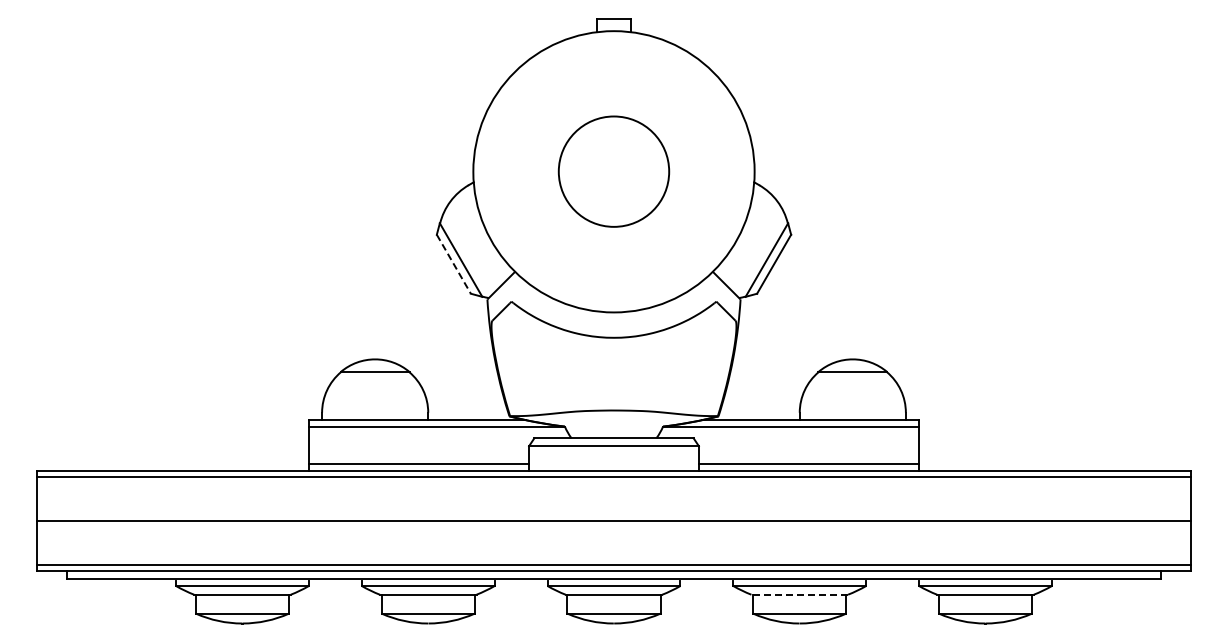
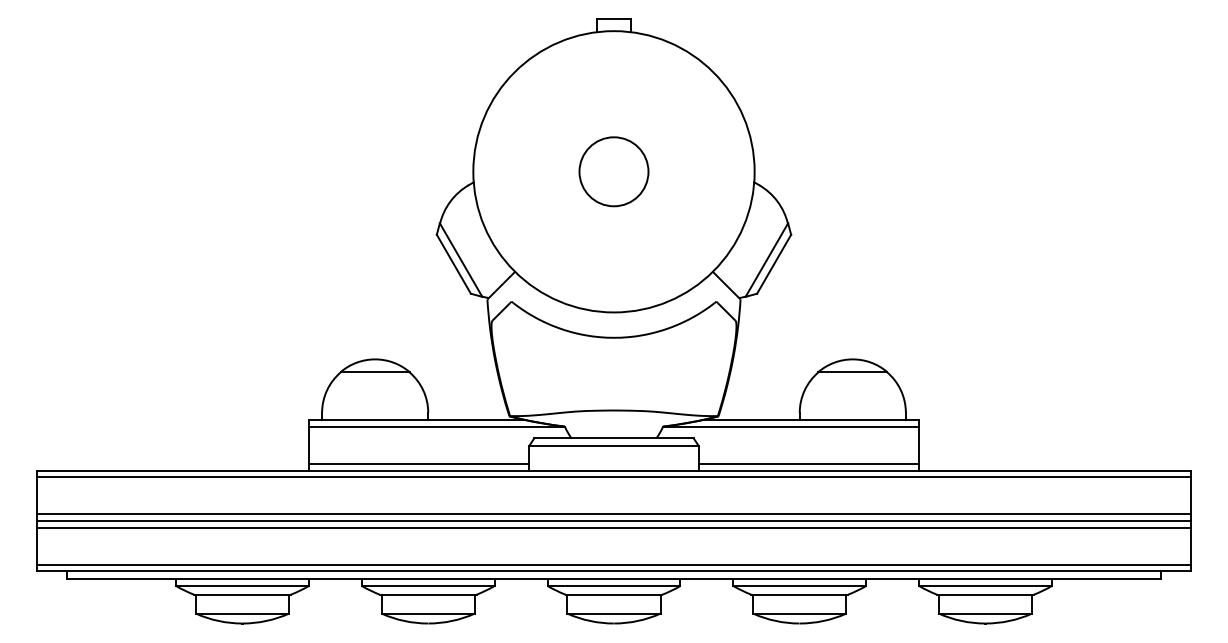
circle size: 114x113 px -> 72x72 px (613, 171)
line: dashed -> solid (454, 264)
line: none -> present (613, 514)
line: none -> present (613, 527)
line: dashed -> solid (799, 594)
